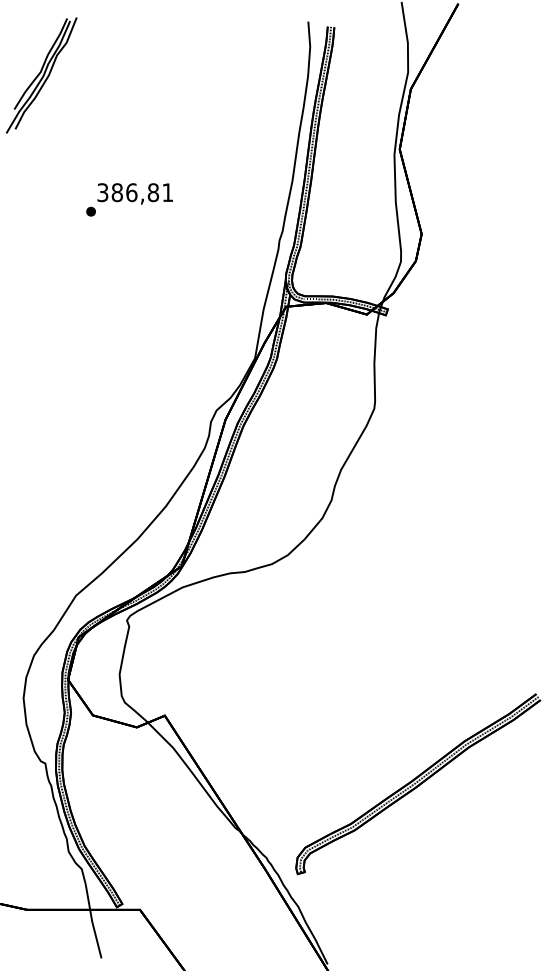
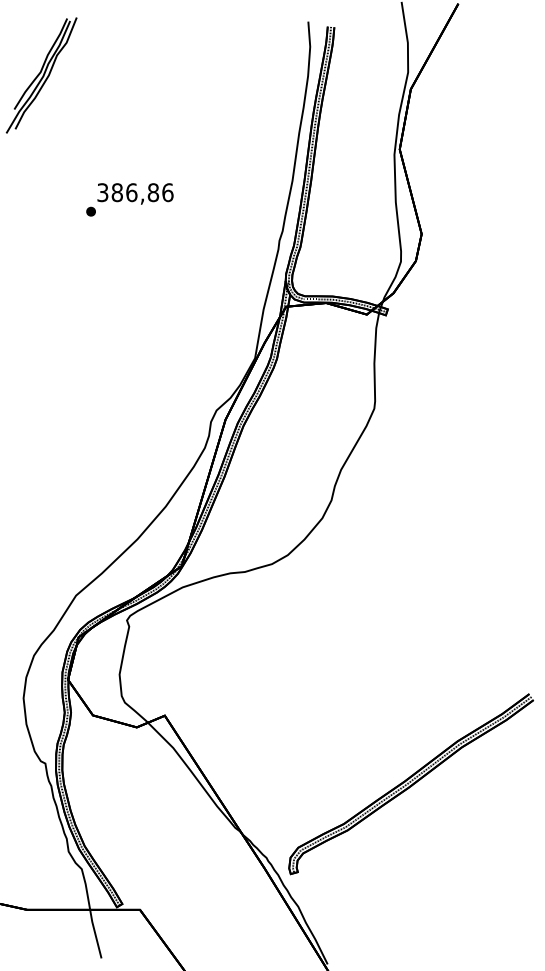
text: 386,81 -> 386,86 (167, 192)
part position: (418, 784) -> (411, 784) (411, 784)
